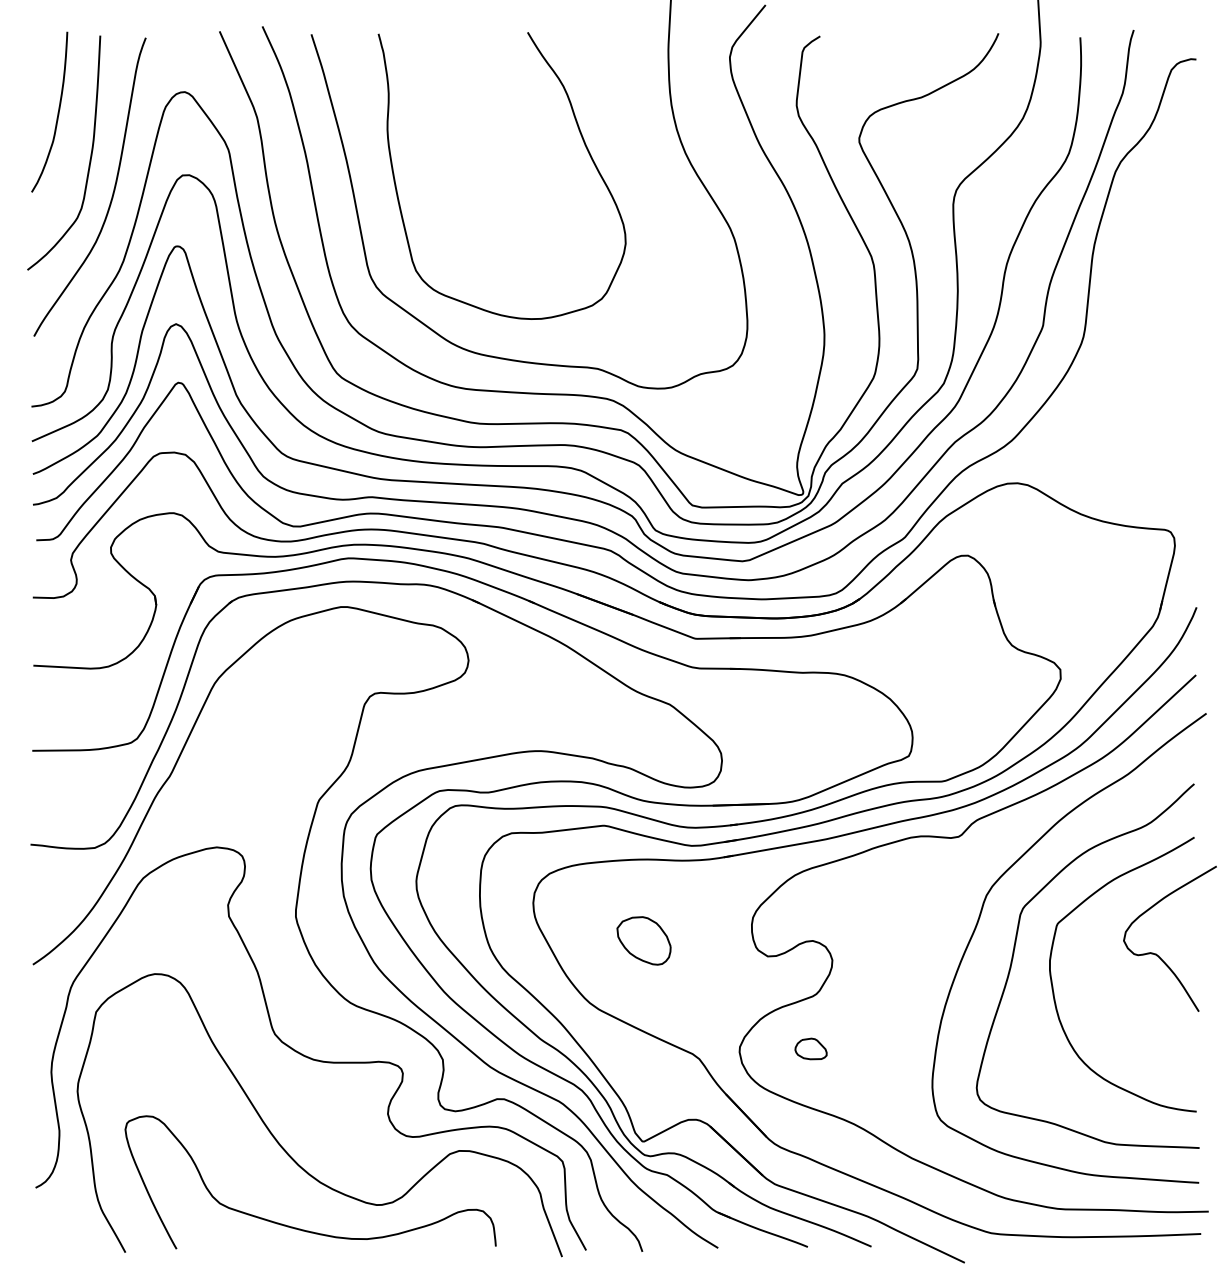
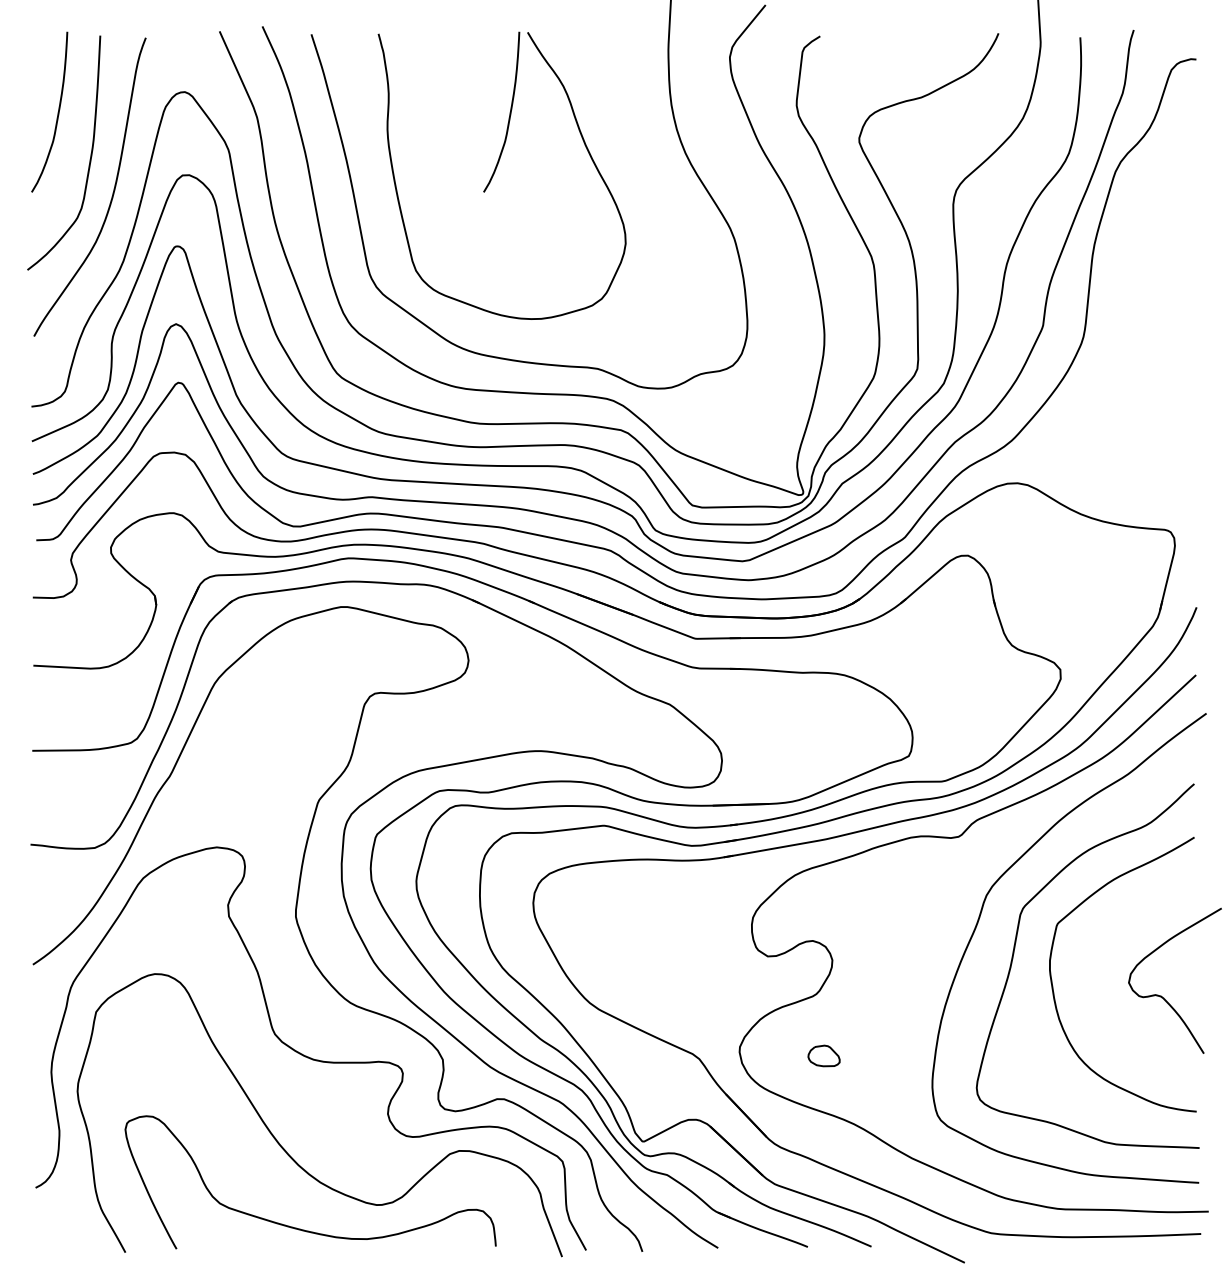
curve: none -> present (509, 112)
part: present -> none (643, 940)
curve position: (1156, 953) -> (1161, 995) (1161, 995)
part position: (810, 1048) -> (823, 1055) (823, 1055)
